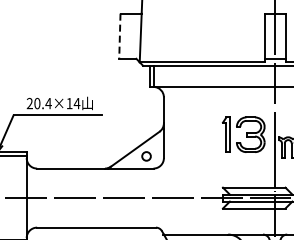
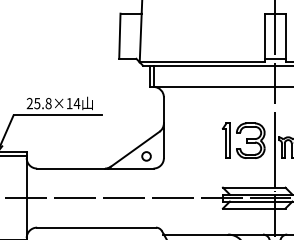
line: dashed -> solid (119, 36)
text: 20.4×14 -> 25.8×14 (42, 103)
part position: (243, 134) -> (243, 140) (243, 140)
